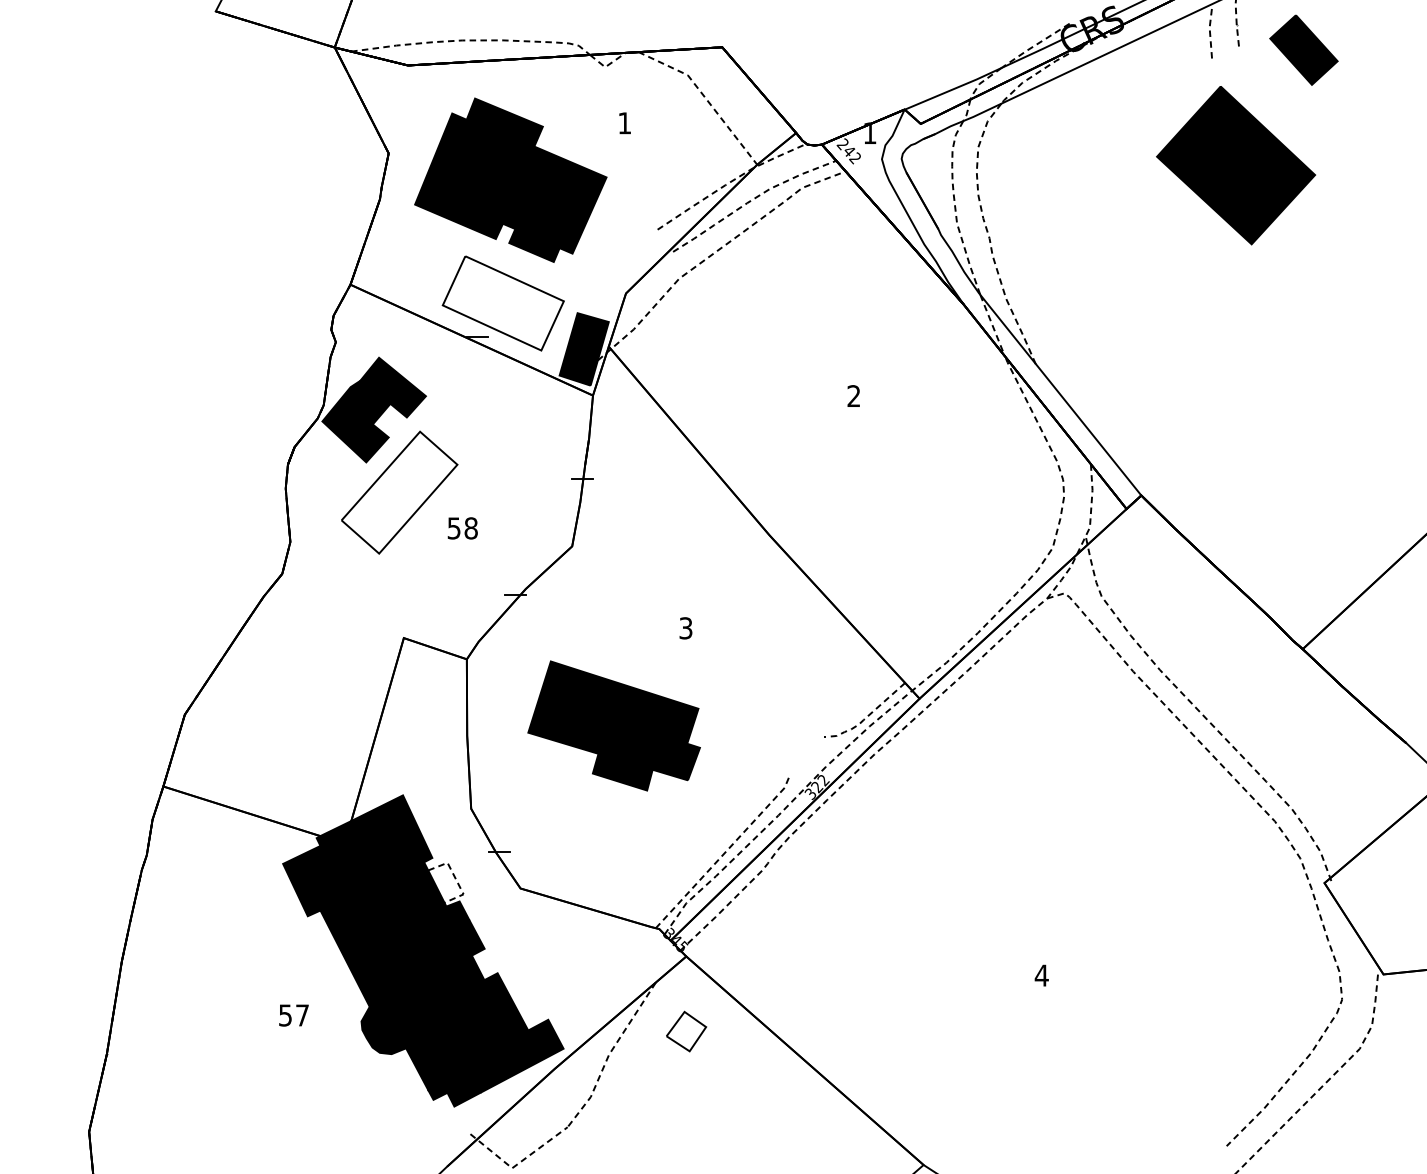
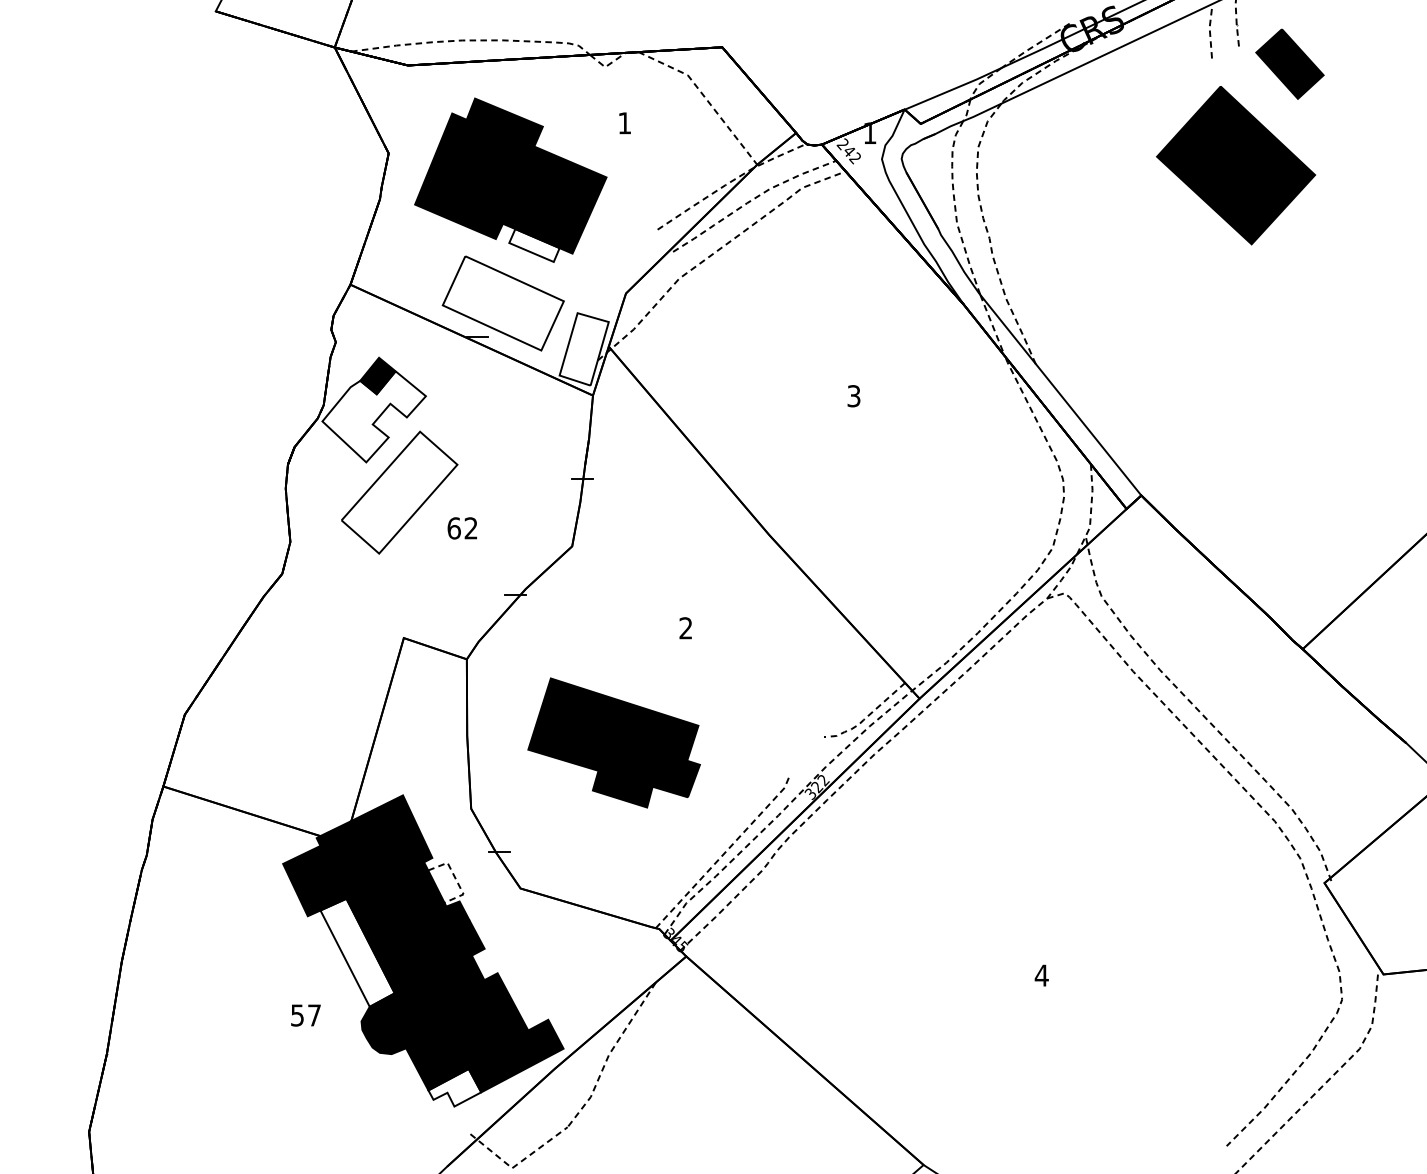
part position: (1303, 49) -> (1289, 63) (1289, 63)
fill: present -> none (534, 245)
fill: present -> none (583, 349)
text: 2 -> 3 (853, 396)
fill: present -> none (373, 416)
text: 58 -> 62 (462, 528)
text: 3 -> 2 (685, 628)
part position: (613, 725) -> (613, 742) (613, 742)
fill: present -> none (357, 952)
text position: (293, 1015) -> (305, 1015) (305, 1015)
part: present -> none (686, 1031)
fill: present -> none (454, 1087)
